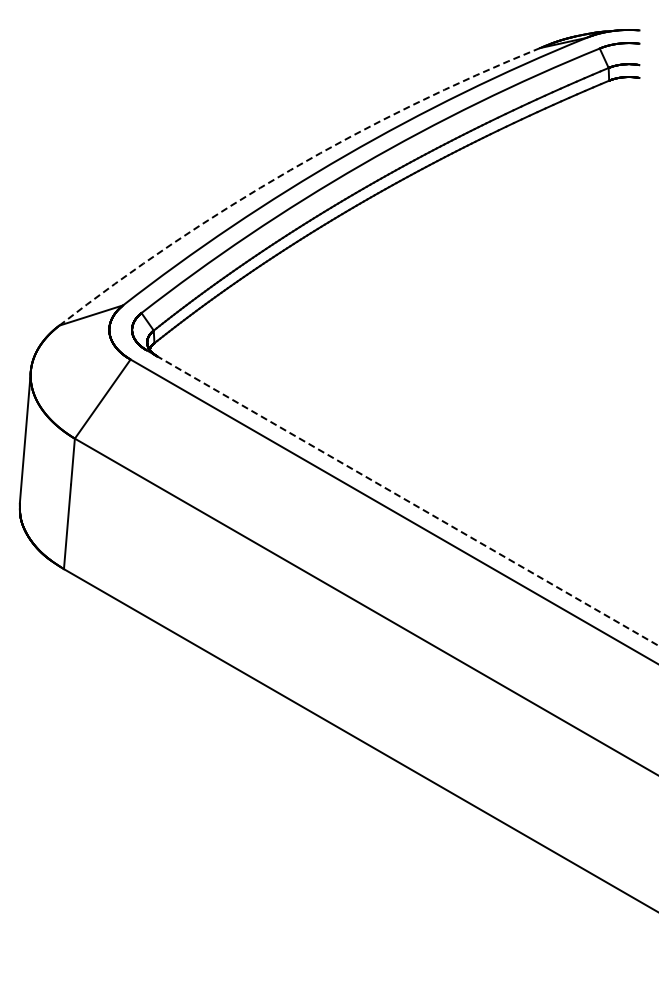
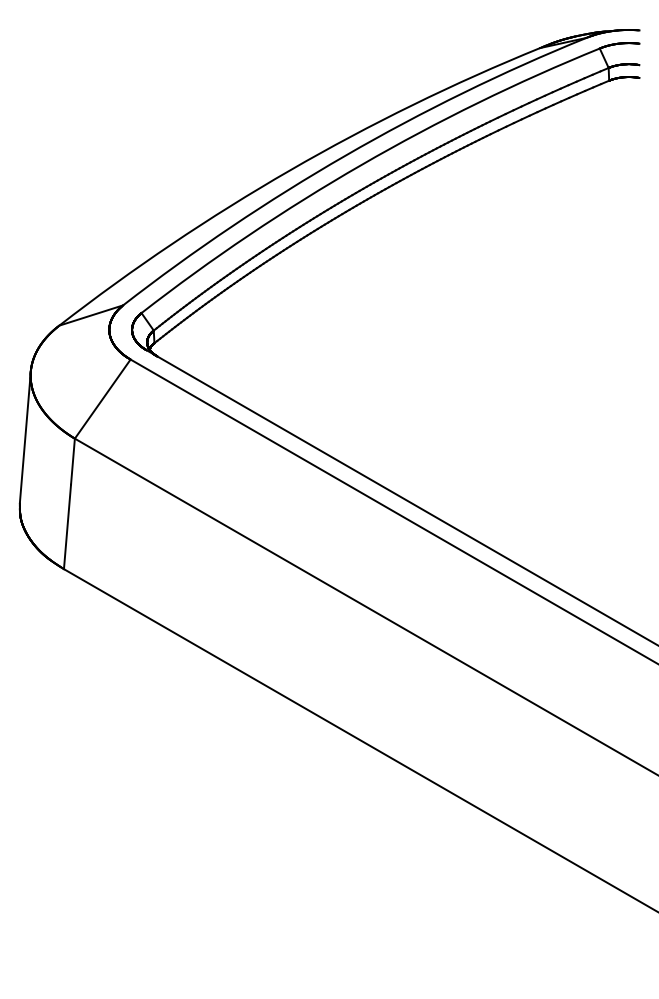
arc: dashed -> solid (290, 170)
line: dashed -> solid (402, 498)
